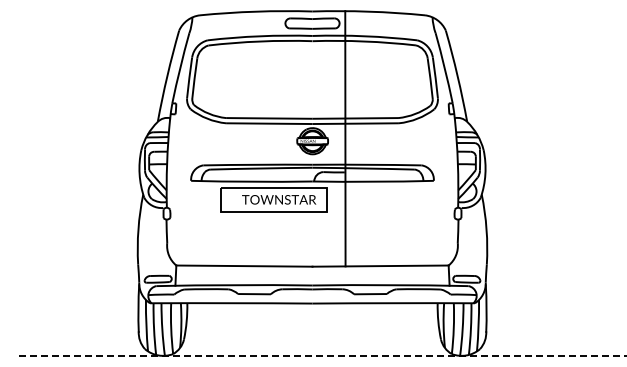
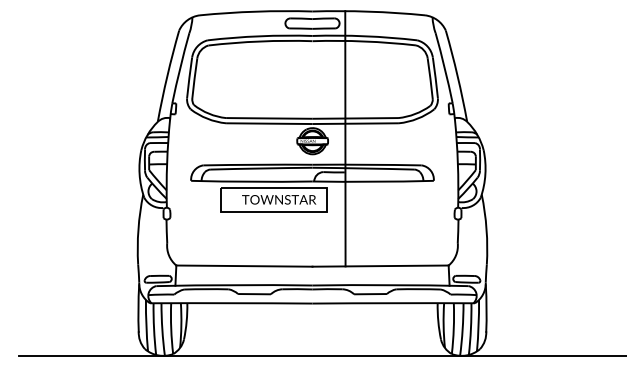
line: dashed -> solid (322, 355)
